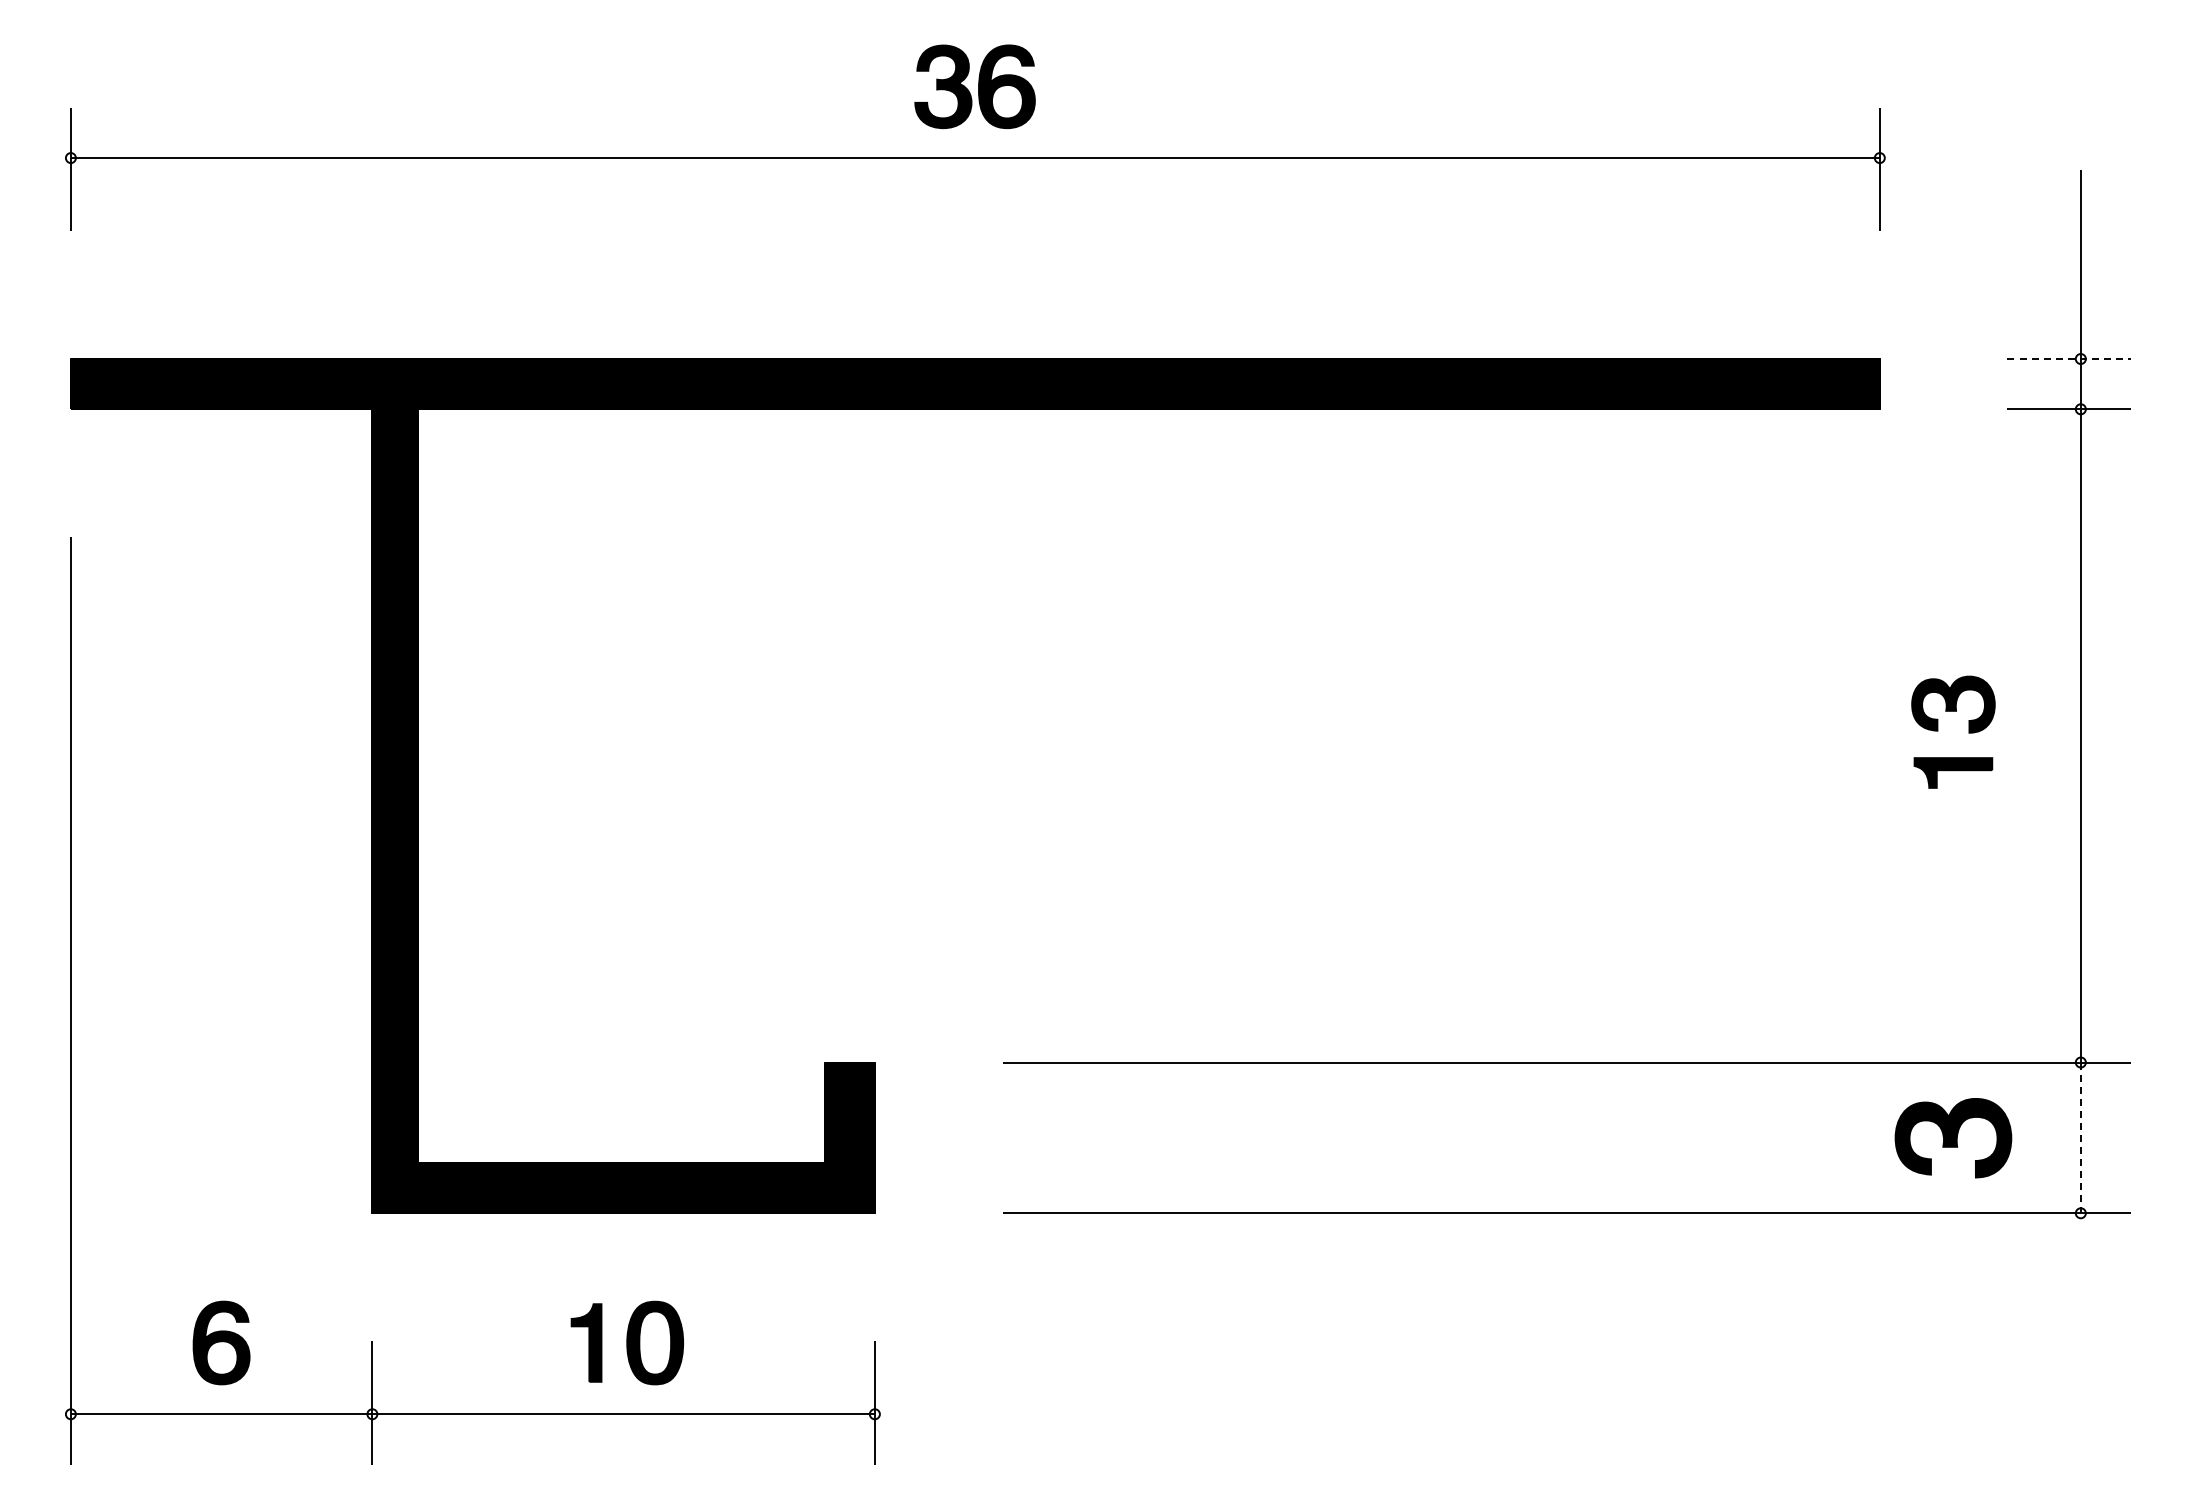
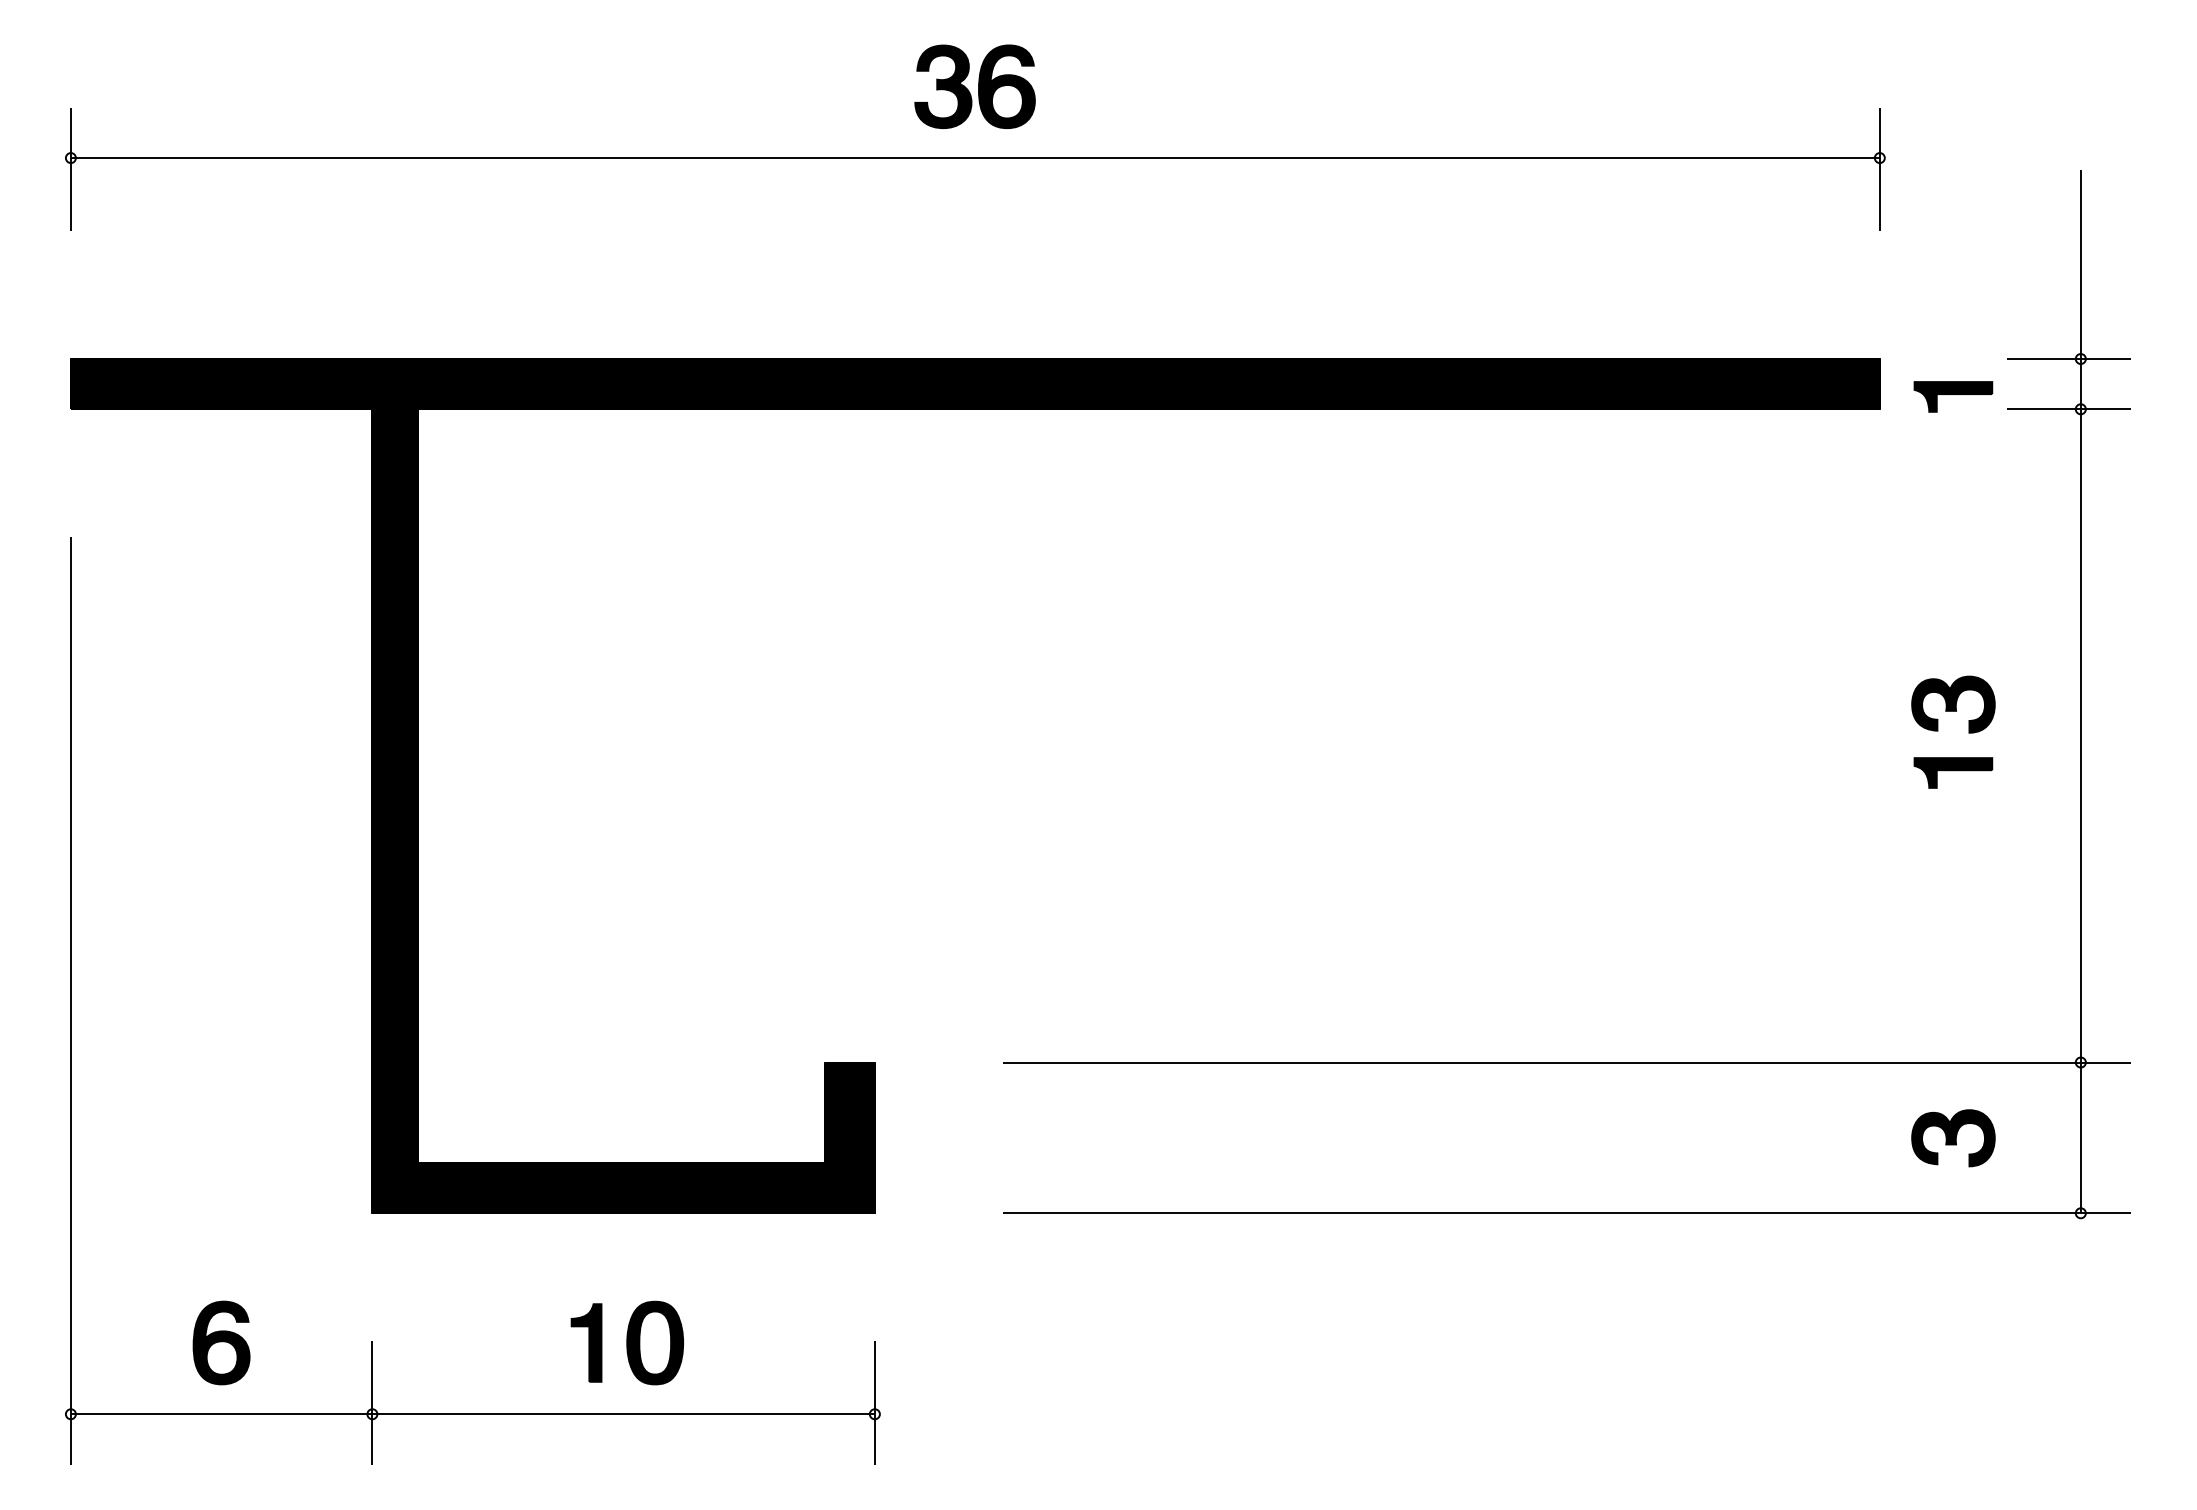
line: dashed -> solid (2069, 359)
part: none -> present (1953, 396)
part size: 119x81 px -> 85x59 px (1953, 1138)
line: dashed -> solid (2080, 1138)
